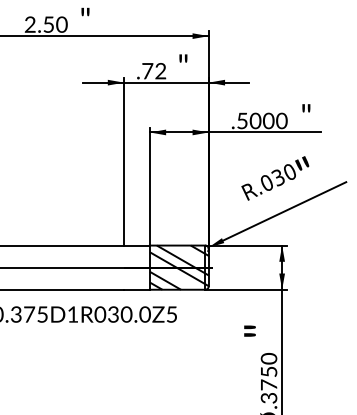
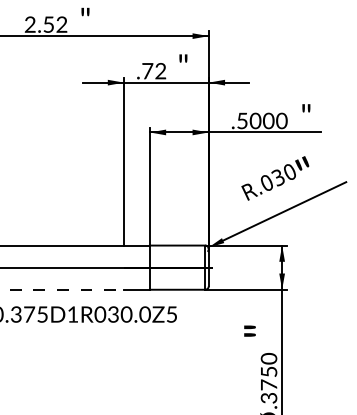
text: 2.50 -> 2.52 (61, 24)
hatch: present -> none (178, 267)
line: solid -> dashed (62, 289)
